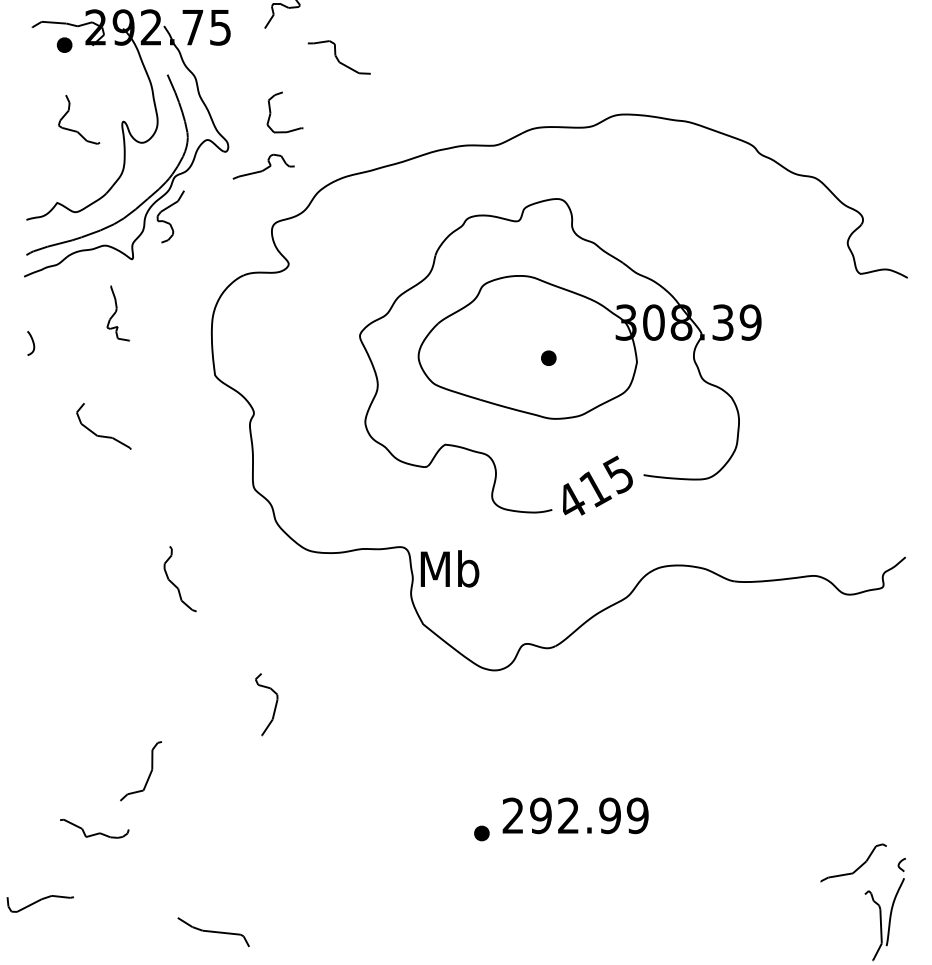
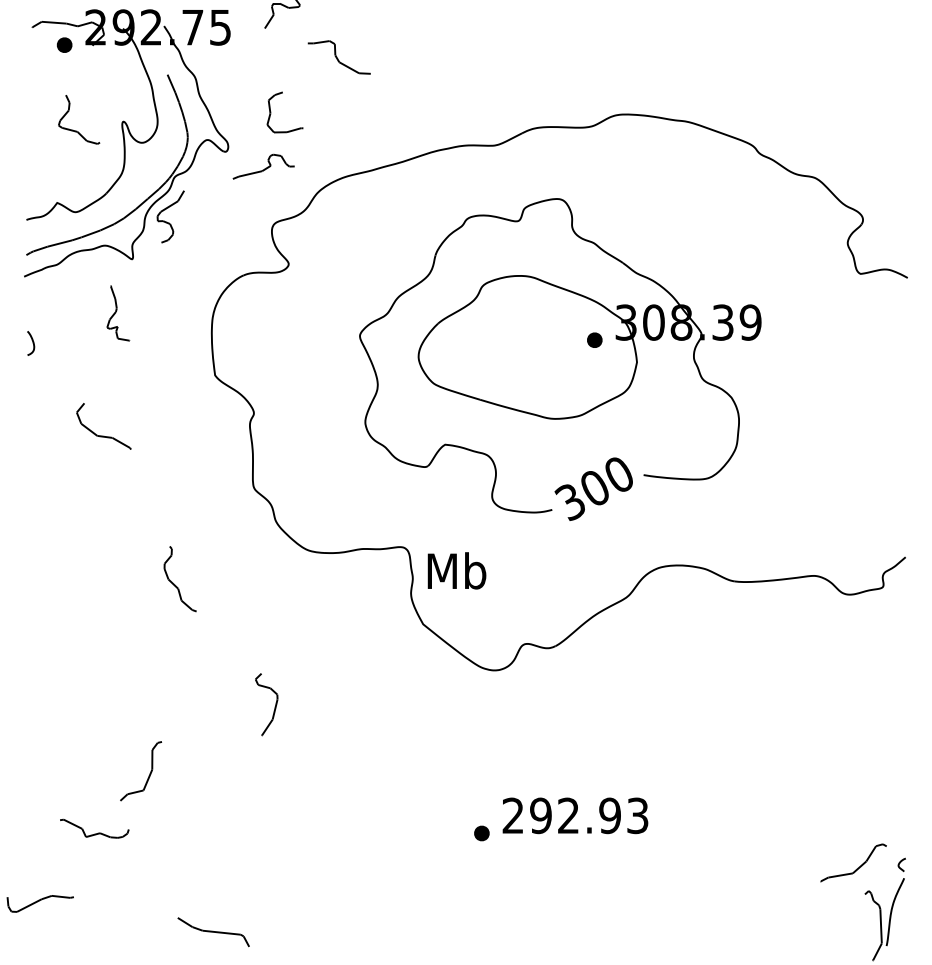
part position: (548, 357) -> (594, 339) (594, 339)
text: 415 -> 300 (593, 487)
text position: (449, 568) -> (456, 570) (456, 570)
text: 292.99 -> 292.93 (637, 815)
